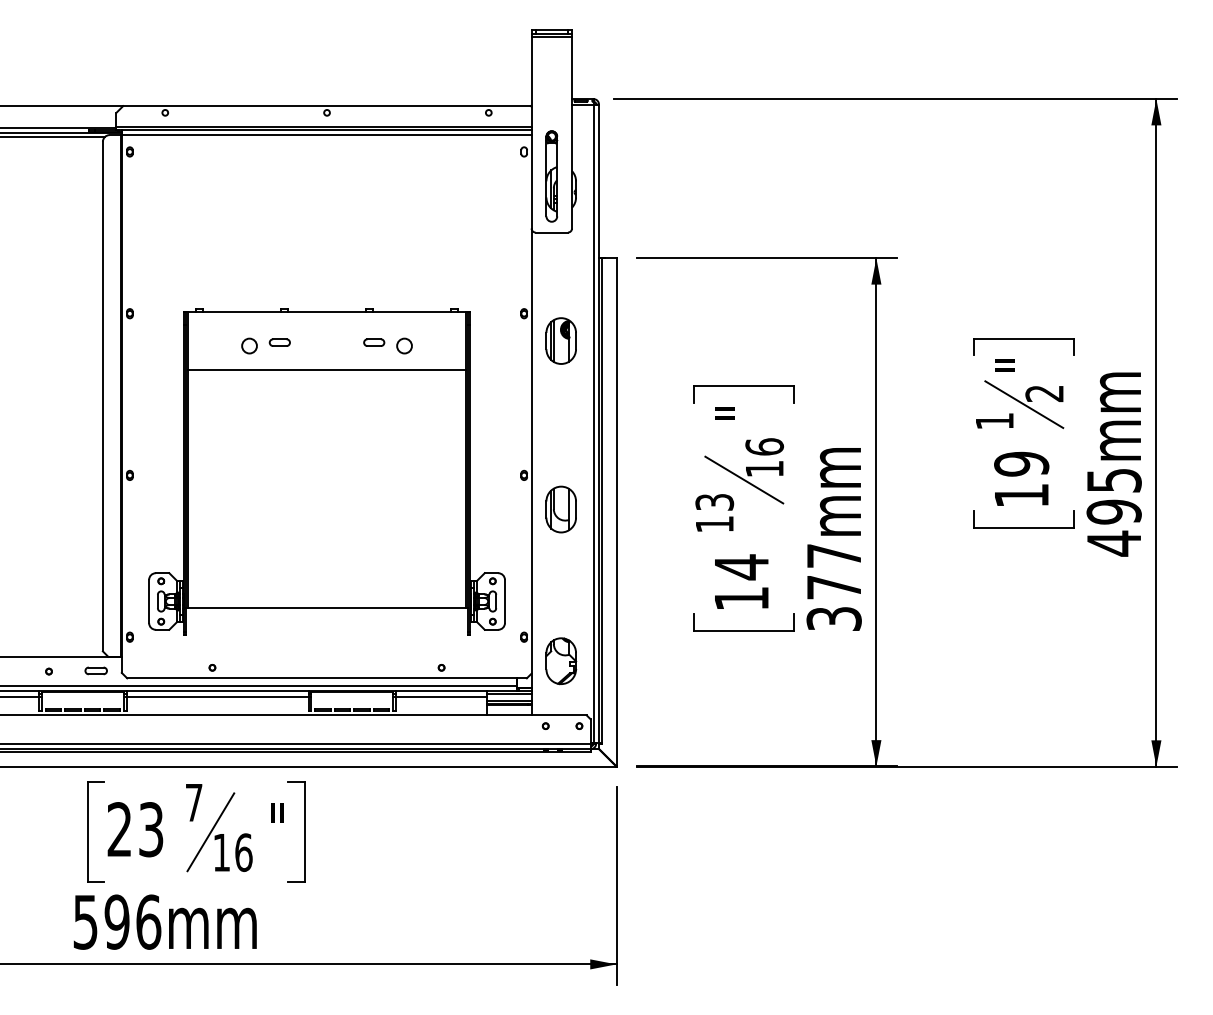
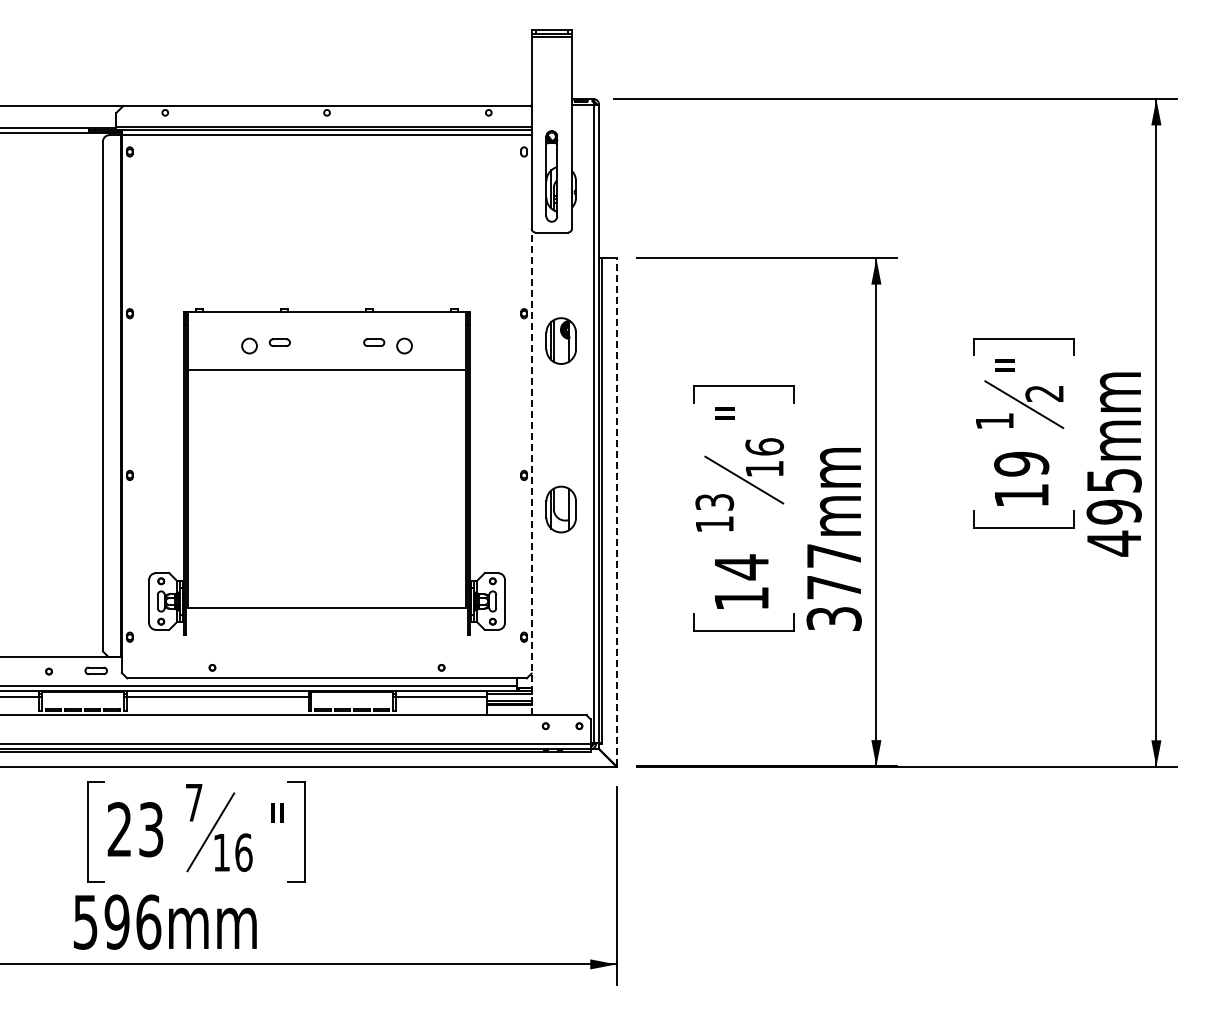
line: present -> none (53, 137)
line: solid -> dashed (531, 471)
line: solid -> dashed (616, 511)
part: present -> none (561, 661)
